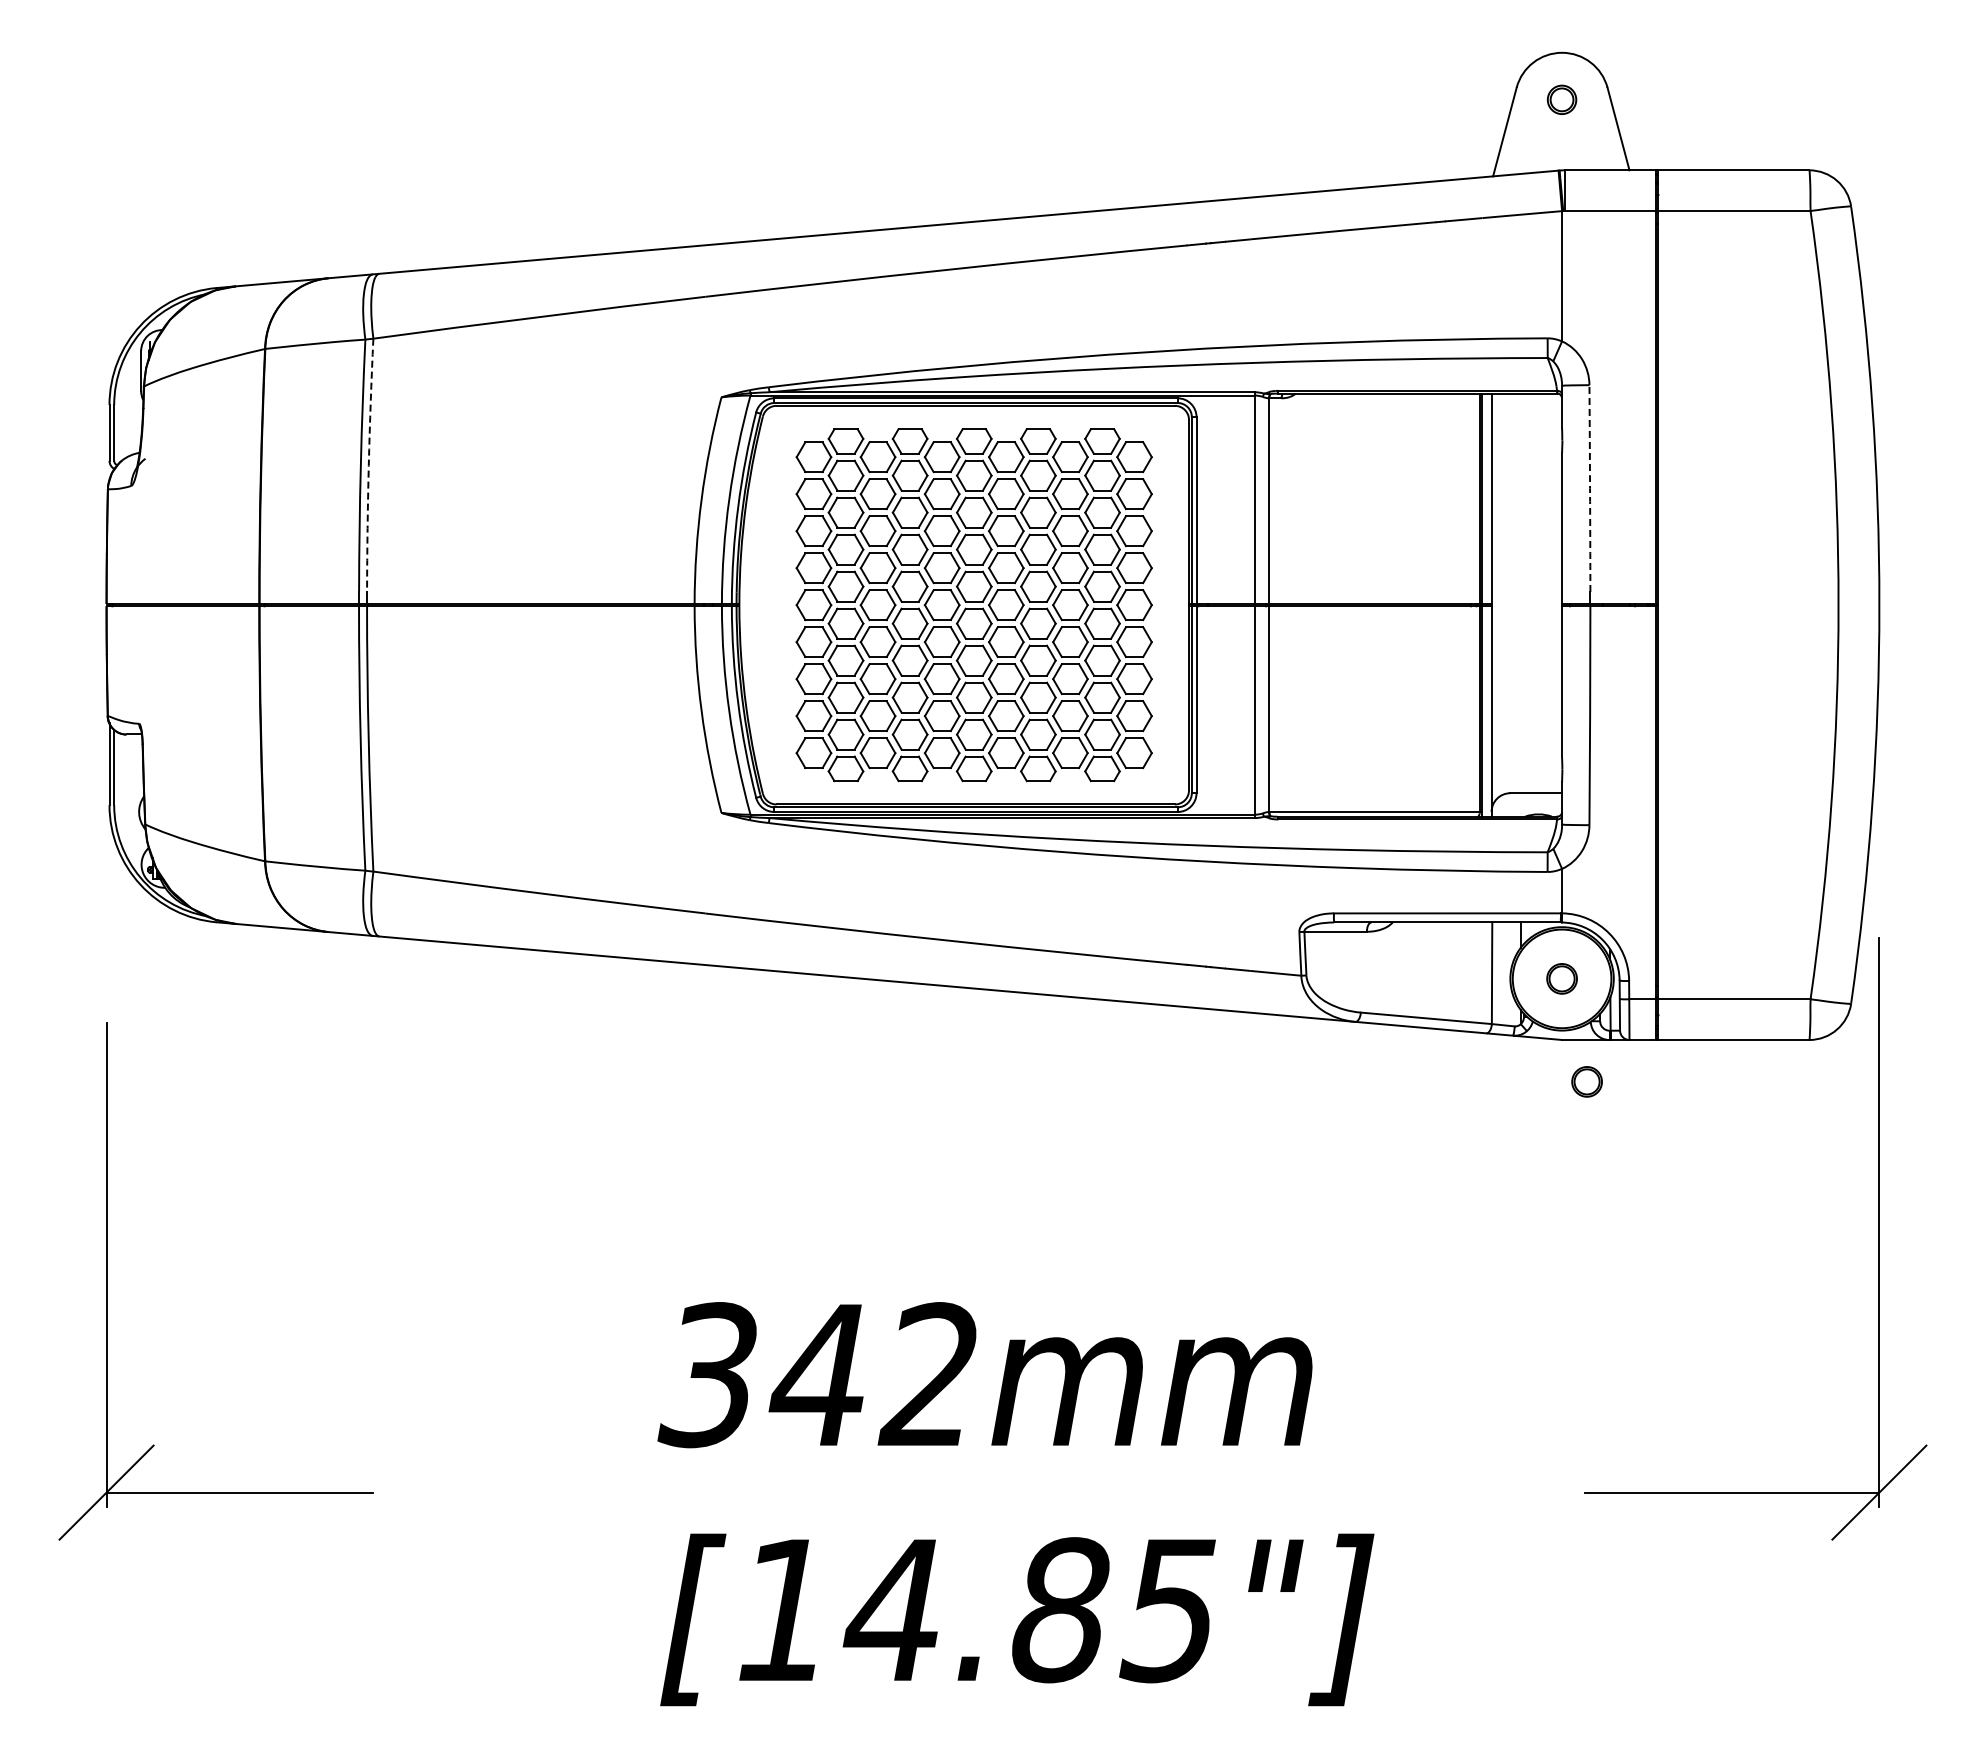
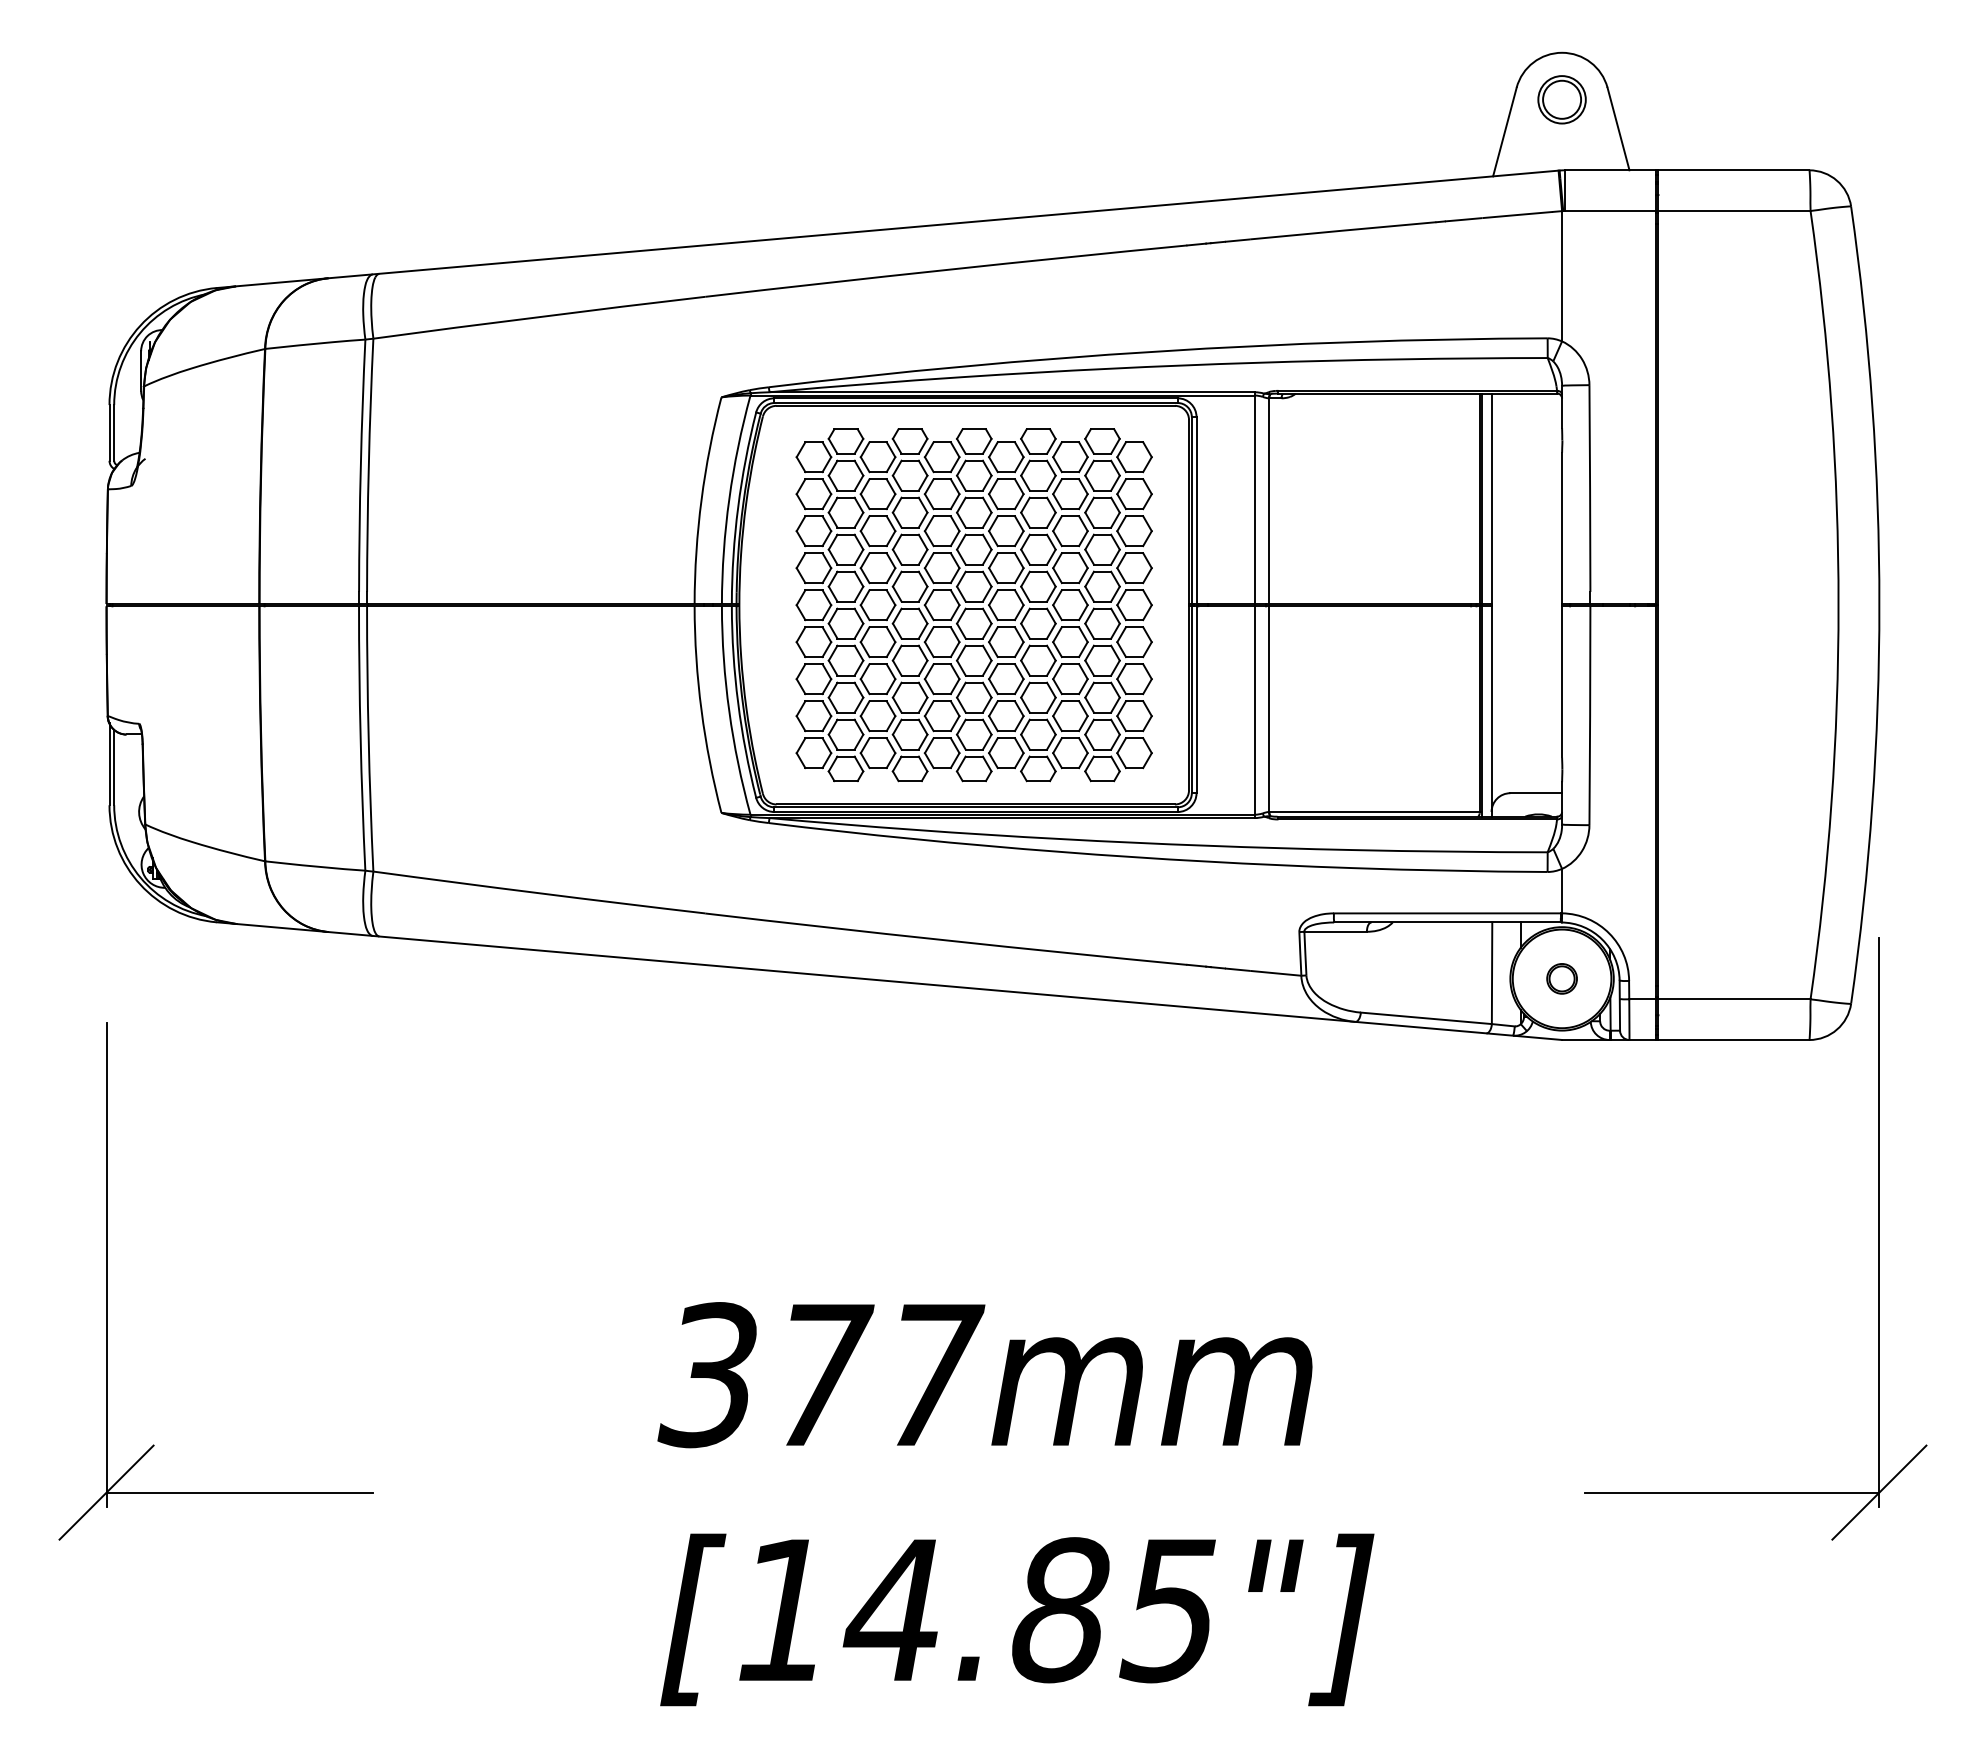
part size: 32x31 px -> 50x50 px (1561, 99)
arc: dashed -> solid (368, 465)
arc: dashed -> solid (1590, 488)
part: present -> none (1586, 1081)
text: 342mm -> 377mm (876, 1373)
